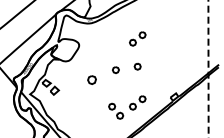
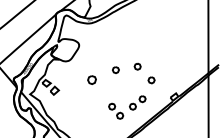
part: present -> none (137, 38)
line: dashed -> solid (208, 68)
part: none -> present (151, 80)
